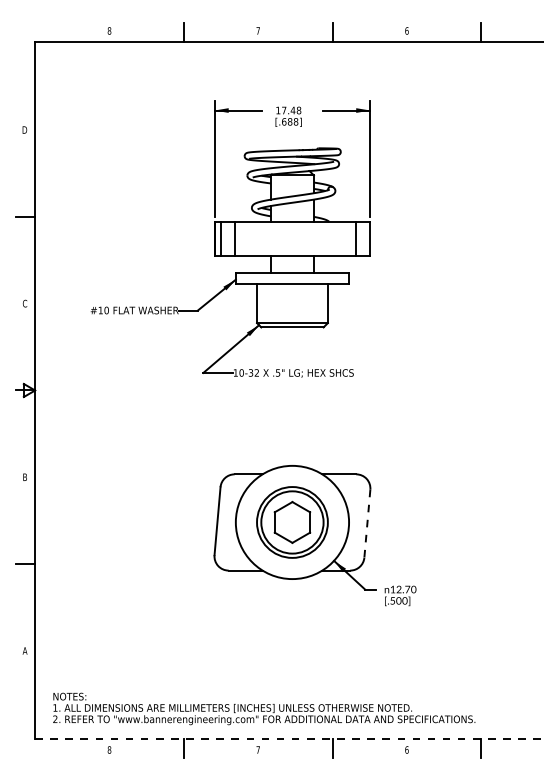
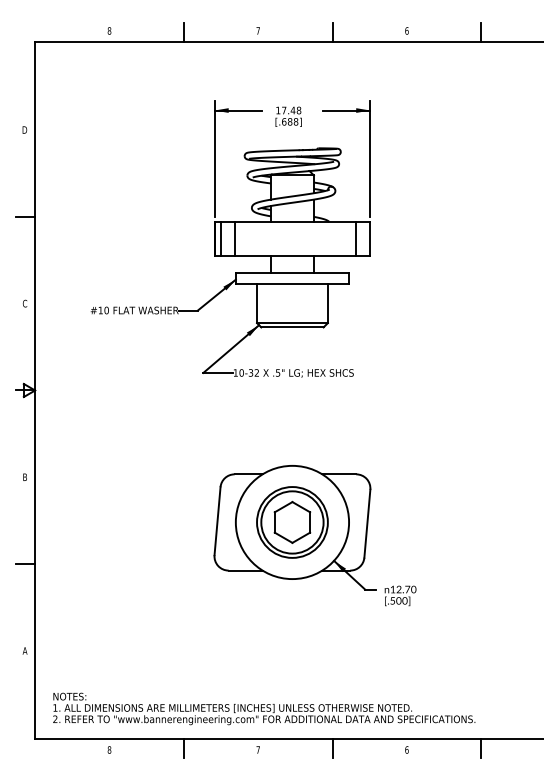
line: dashed -> solid (367, 524)
line: dashed -> solid (289, 738)
